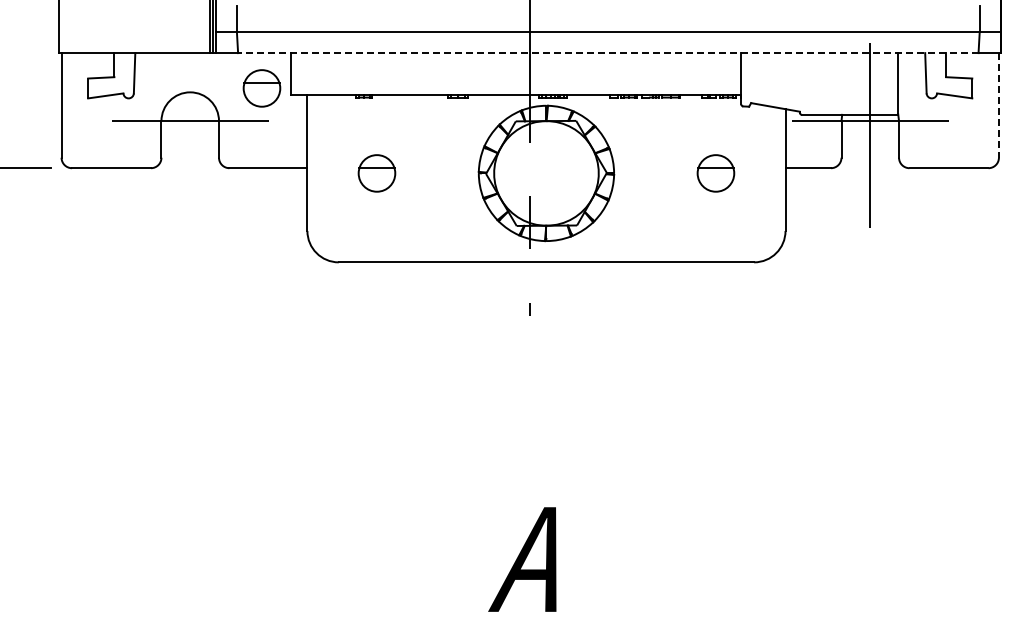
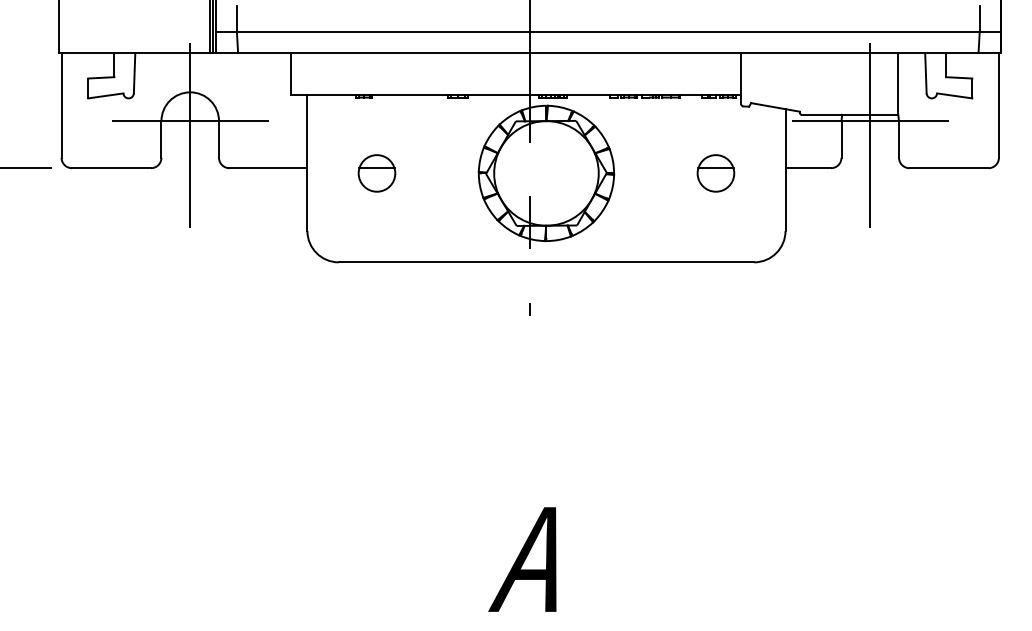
line: dashed -> solid (607, 53)
part: present -> none (261, 88)
line: dashed -> solid (998, 105)
line: none -> present (190, 134)
